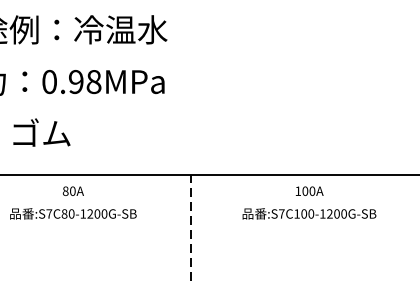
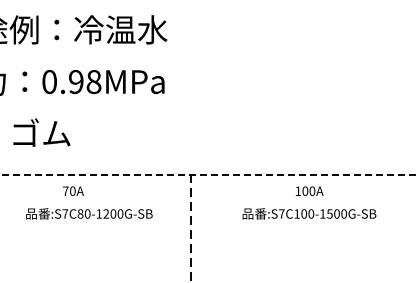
line: solid -> dashed (209, 174)
text: 80A -> 70A (65, 190)
text position: (73, 213) -> (89, 213) (89, 213)
text: :S7C100-1200G-SB -> :S7C100-1500G-SB (329, 213)
